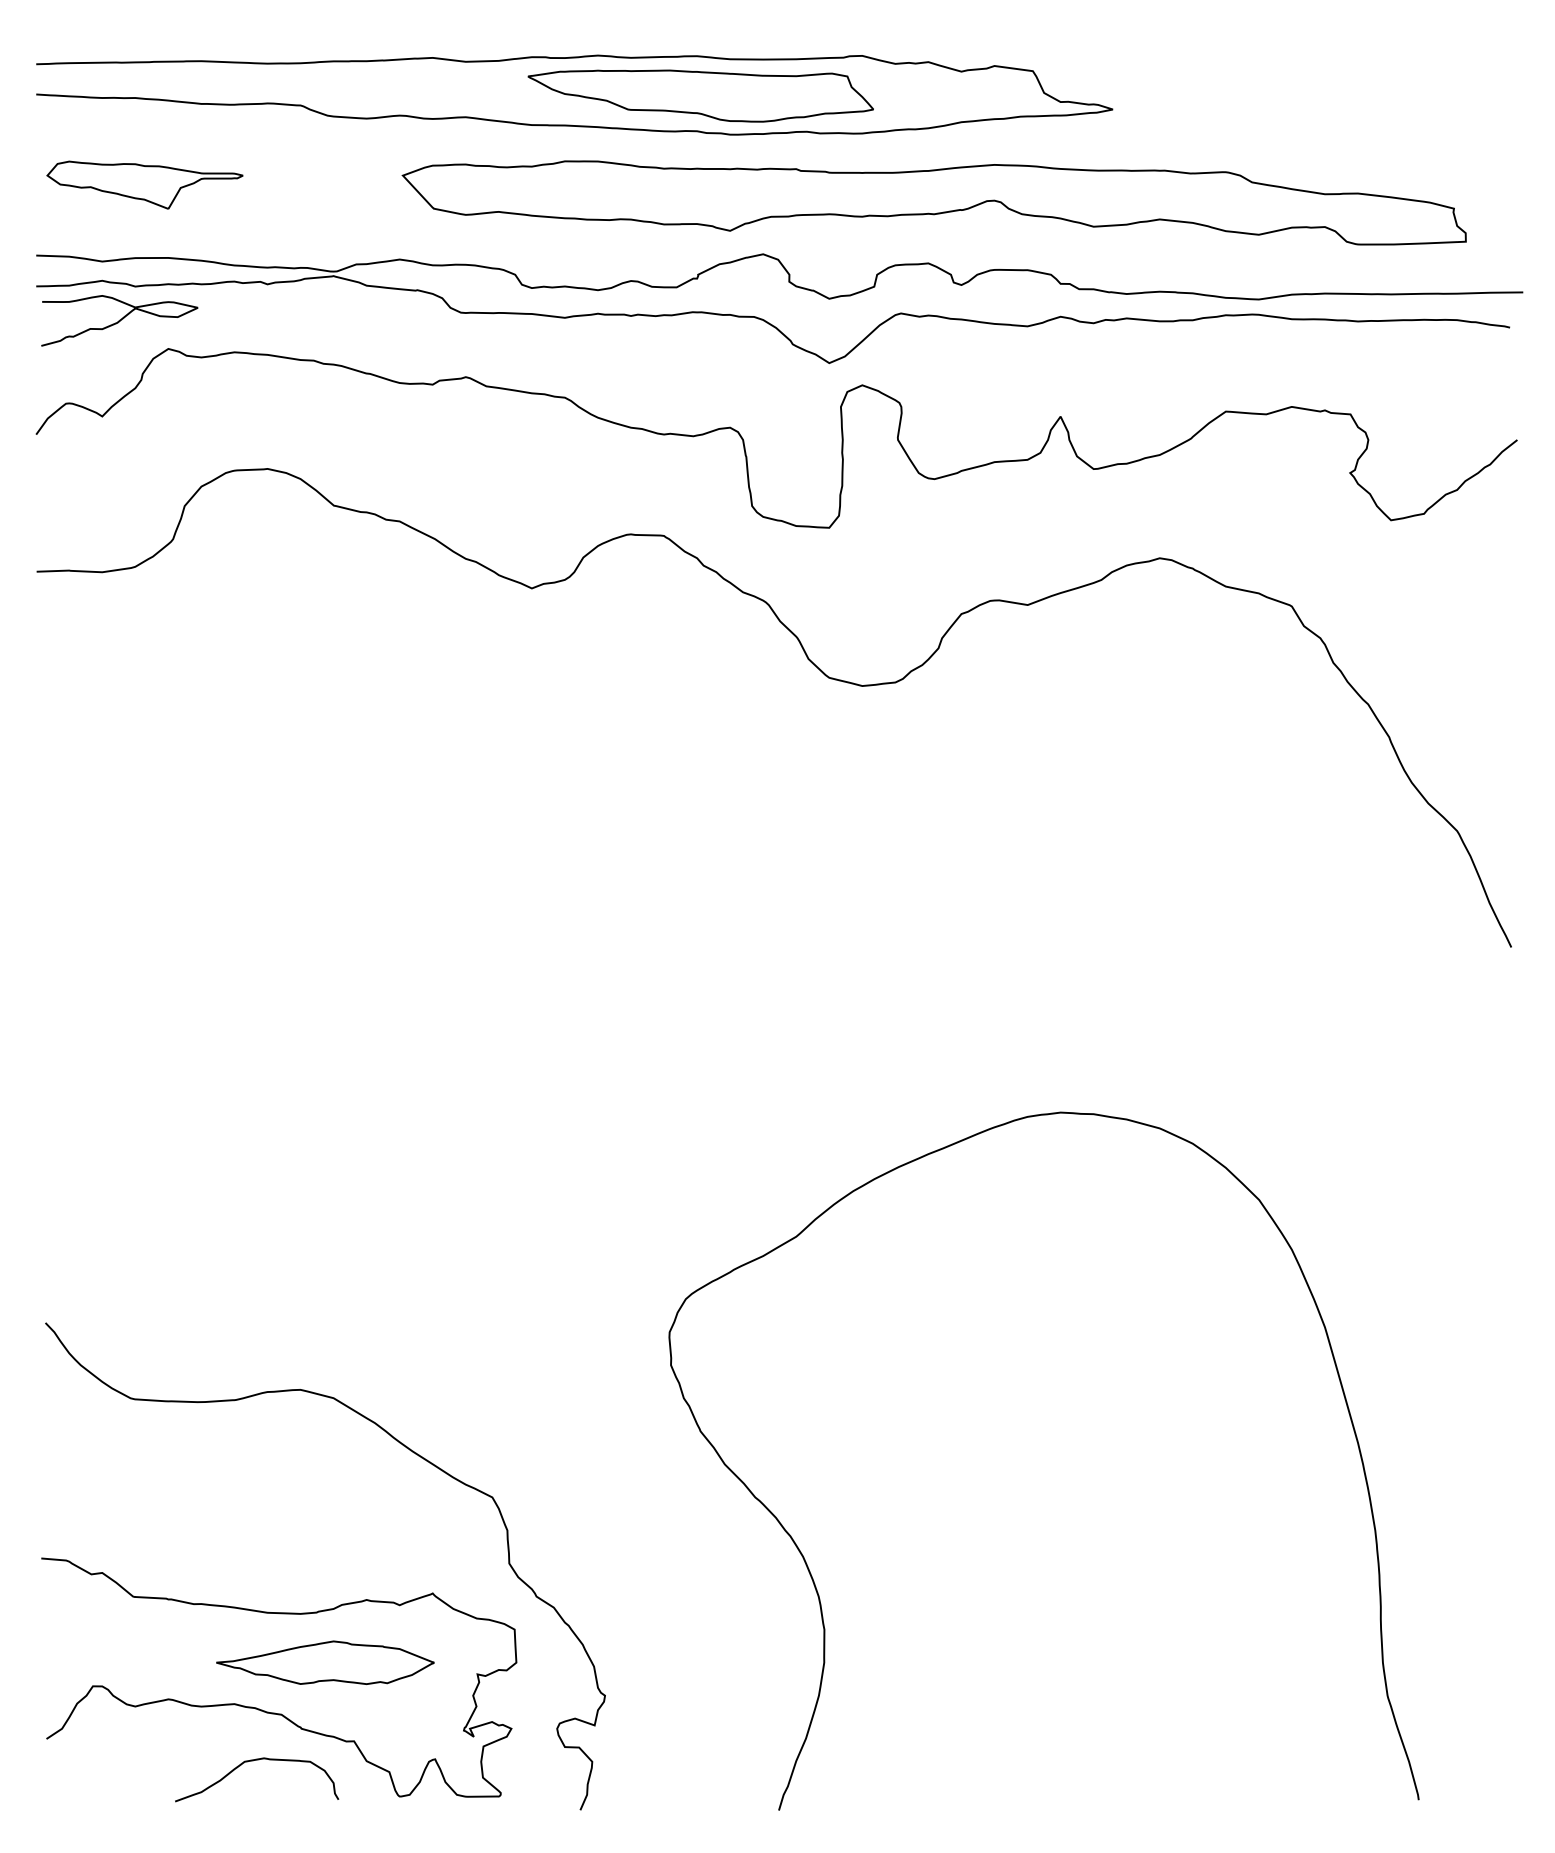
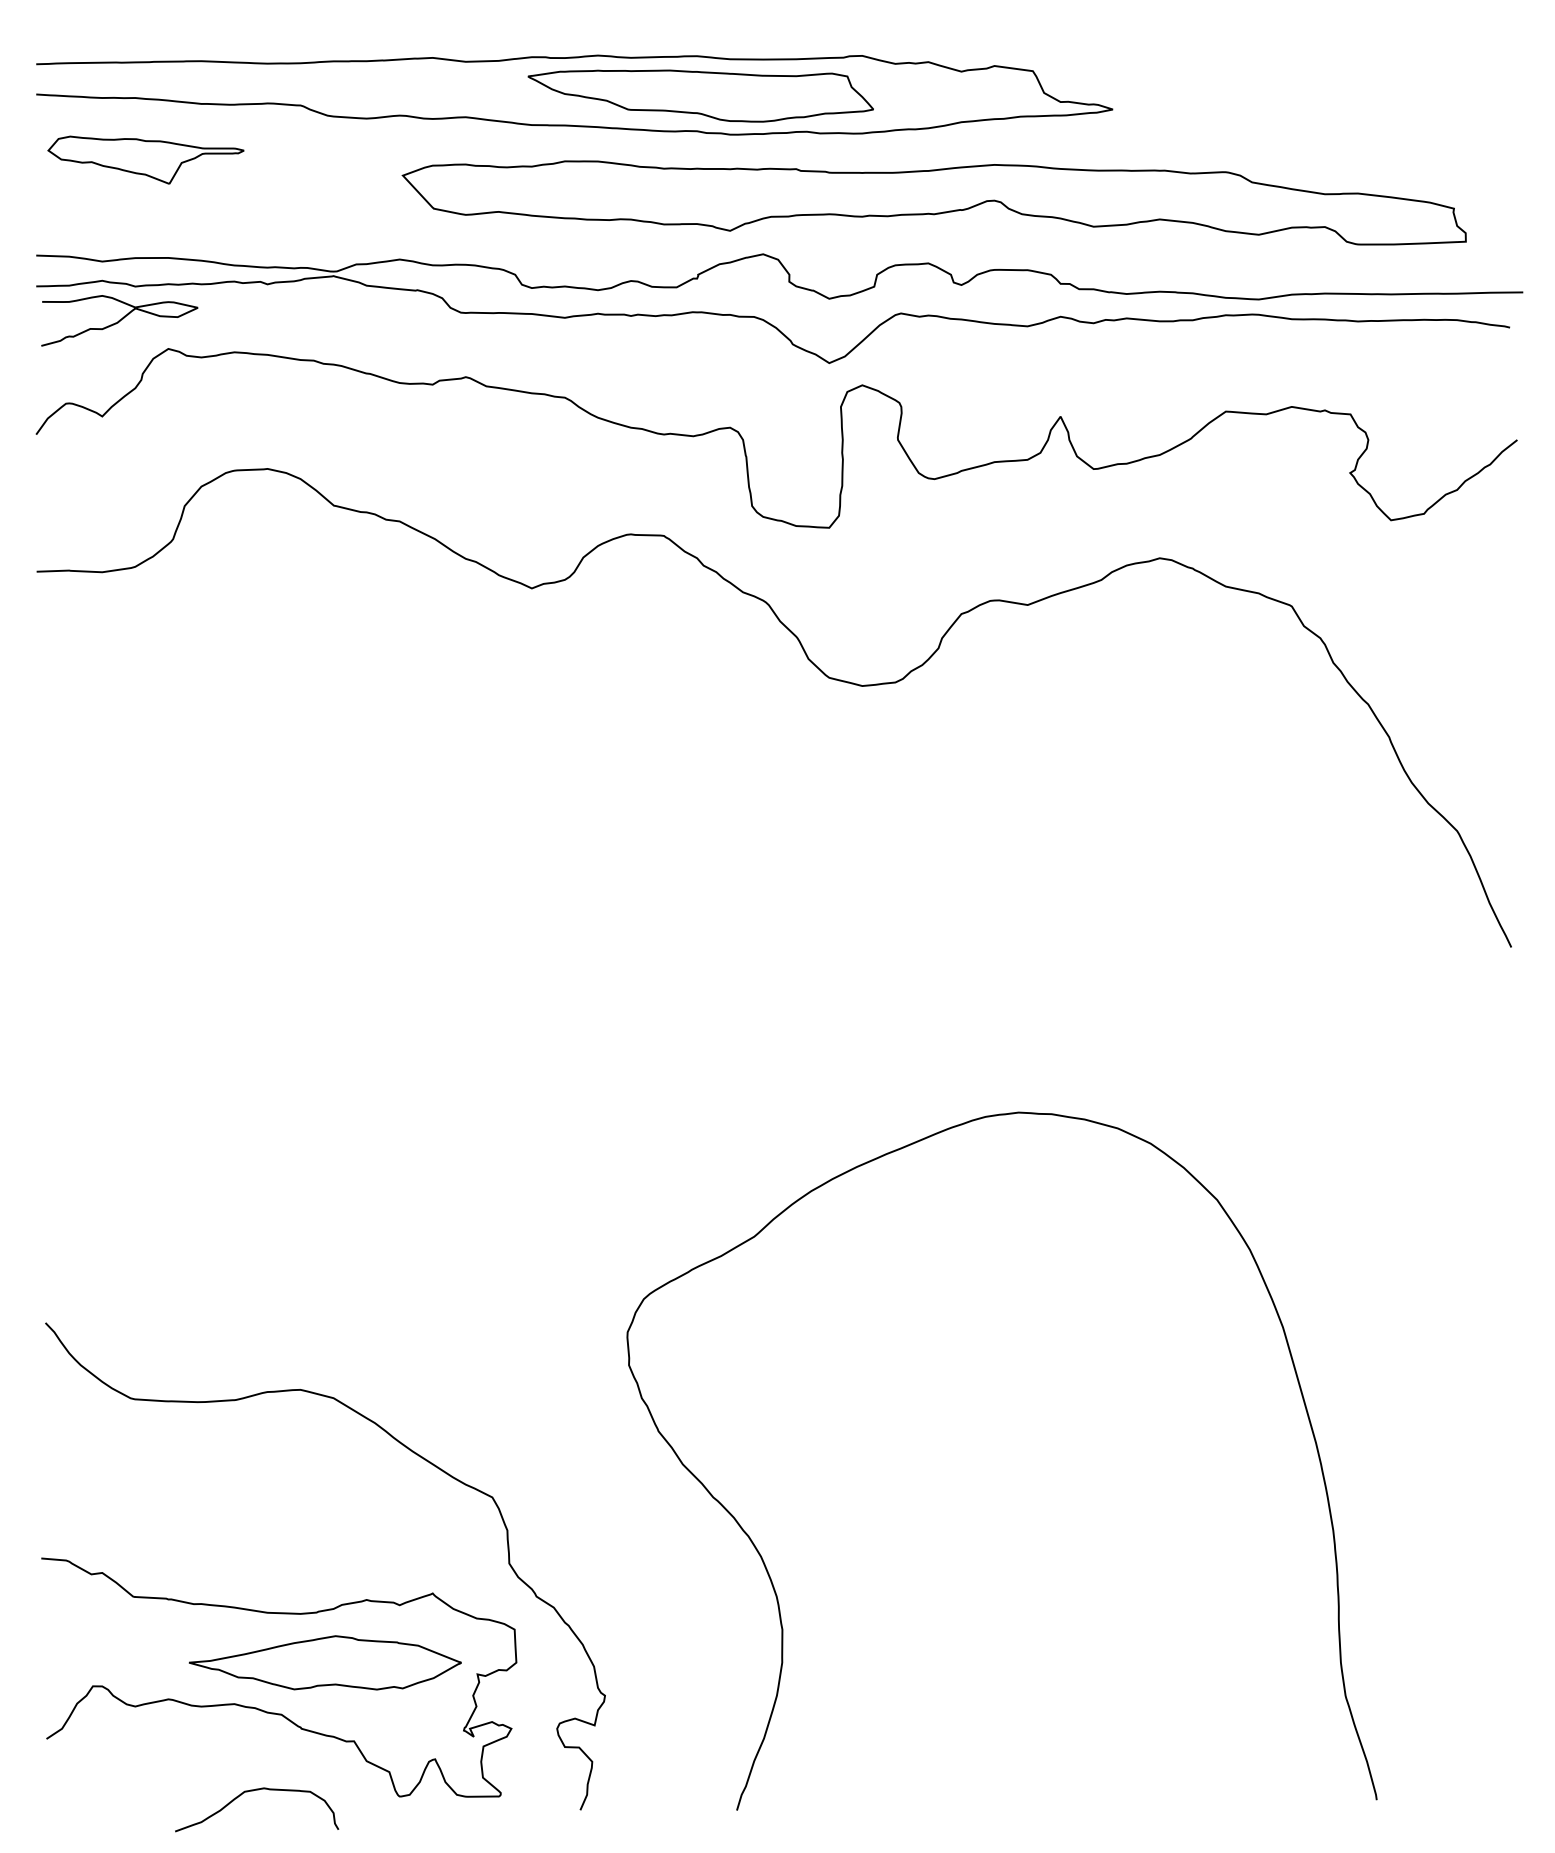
part position: (144, 184) -> (145, 159) (145, 159)
curve position: (806, 1561) -> (764, 1561) (764, 1561)
part size: 219x45 px -> 274x56 px (324, 1662)
curve position: (253, 1761) -> (253, 1791) (253, 1791)
